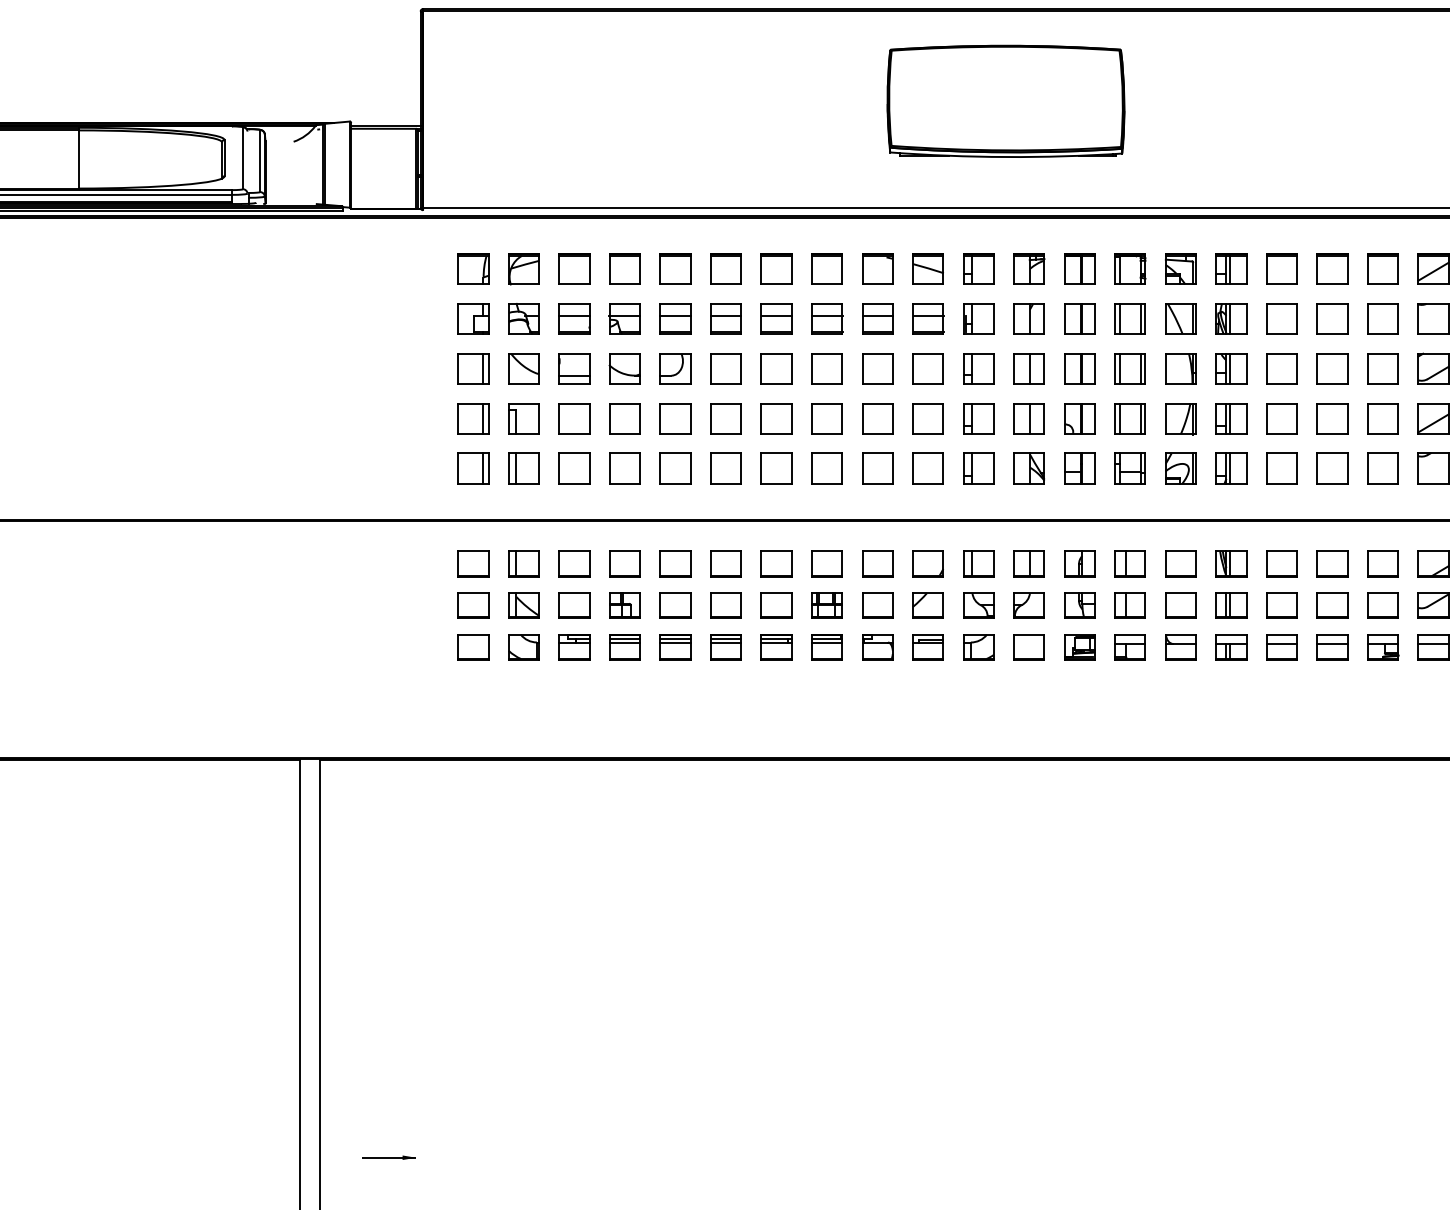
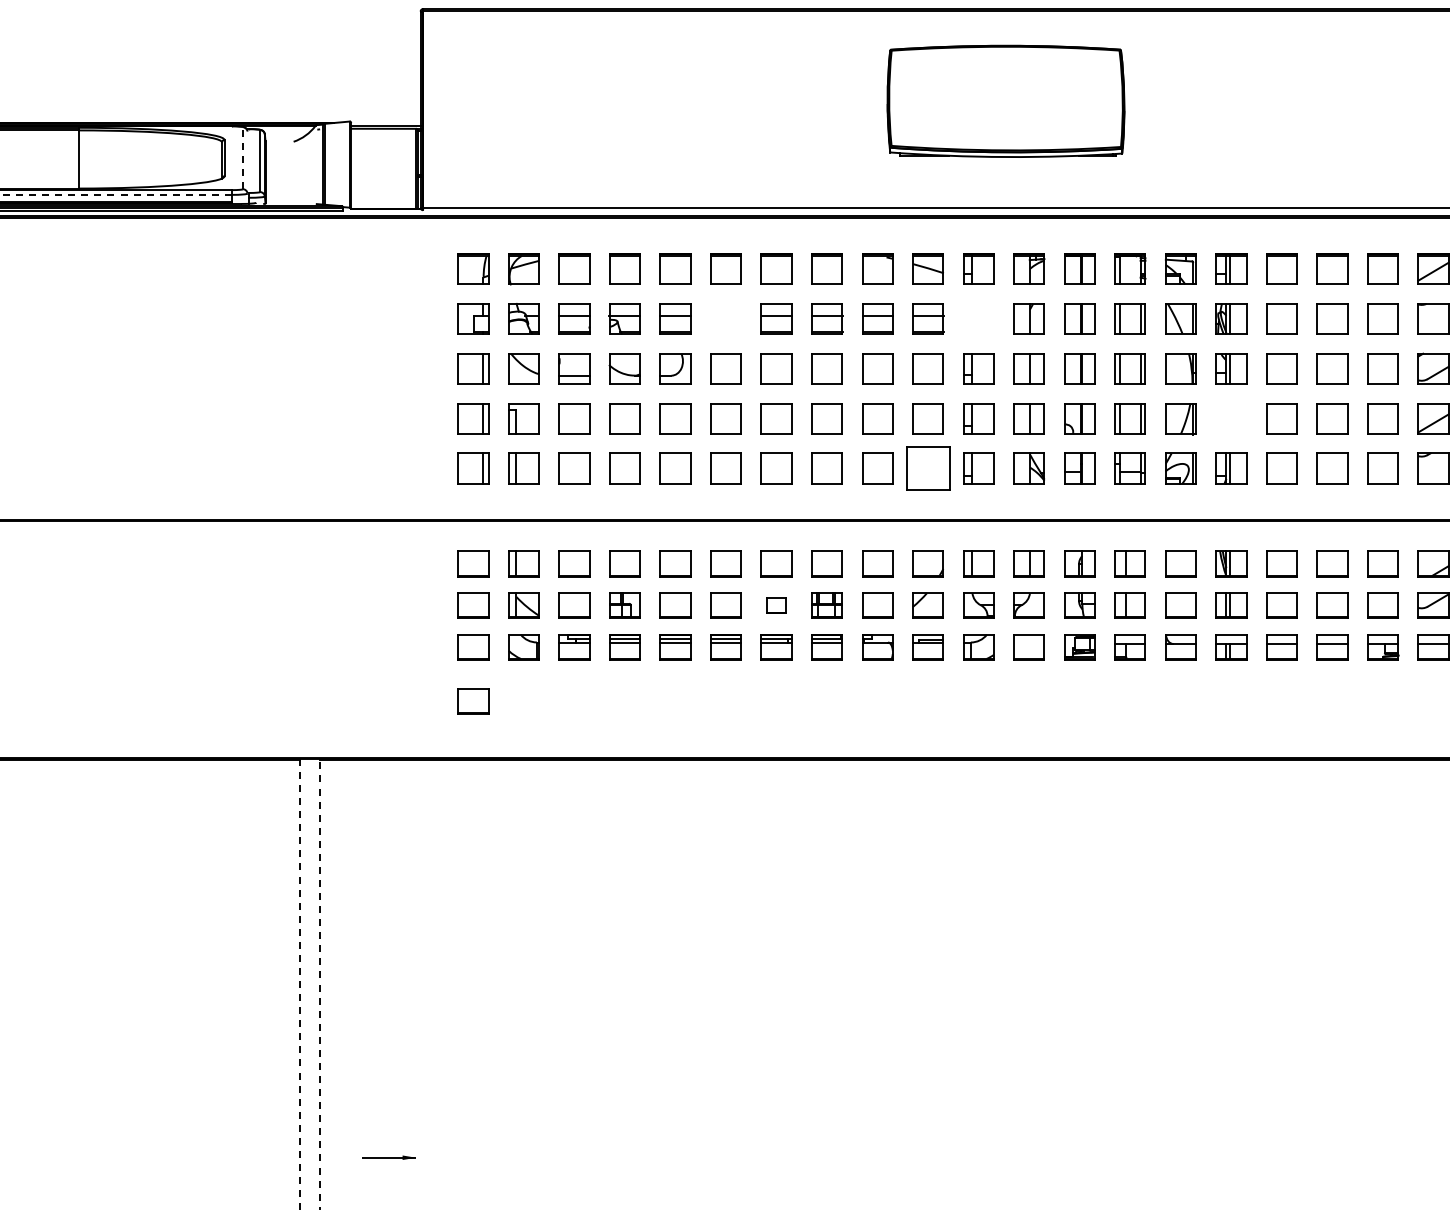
line: solid -> dashed (242, 157)
line: solid -> dashed (116, 194)
part: present -> none (725, 318)
part: present -> none (978, 318)
part: present -> none (1231, 418)
part size: 32x33 px -> 45x45 px (928, 468)
part size: 33x27 px -> 21x17 px (776, 605)
part: none -> present (473, 701)
line: solid -> dashed (319, 983)
line: solid -> dashed (300, 984)
